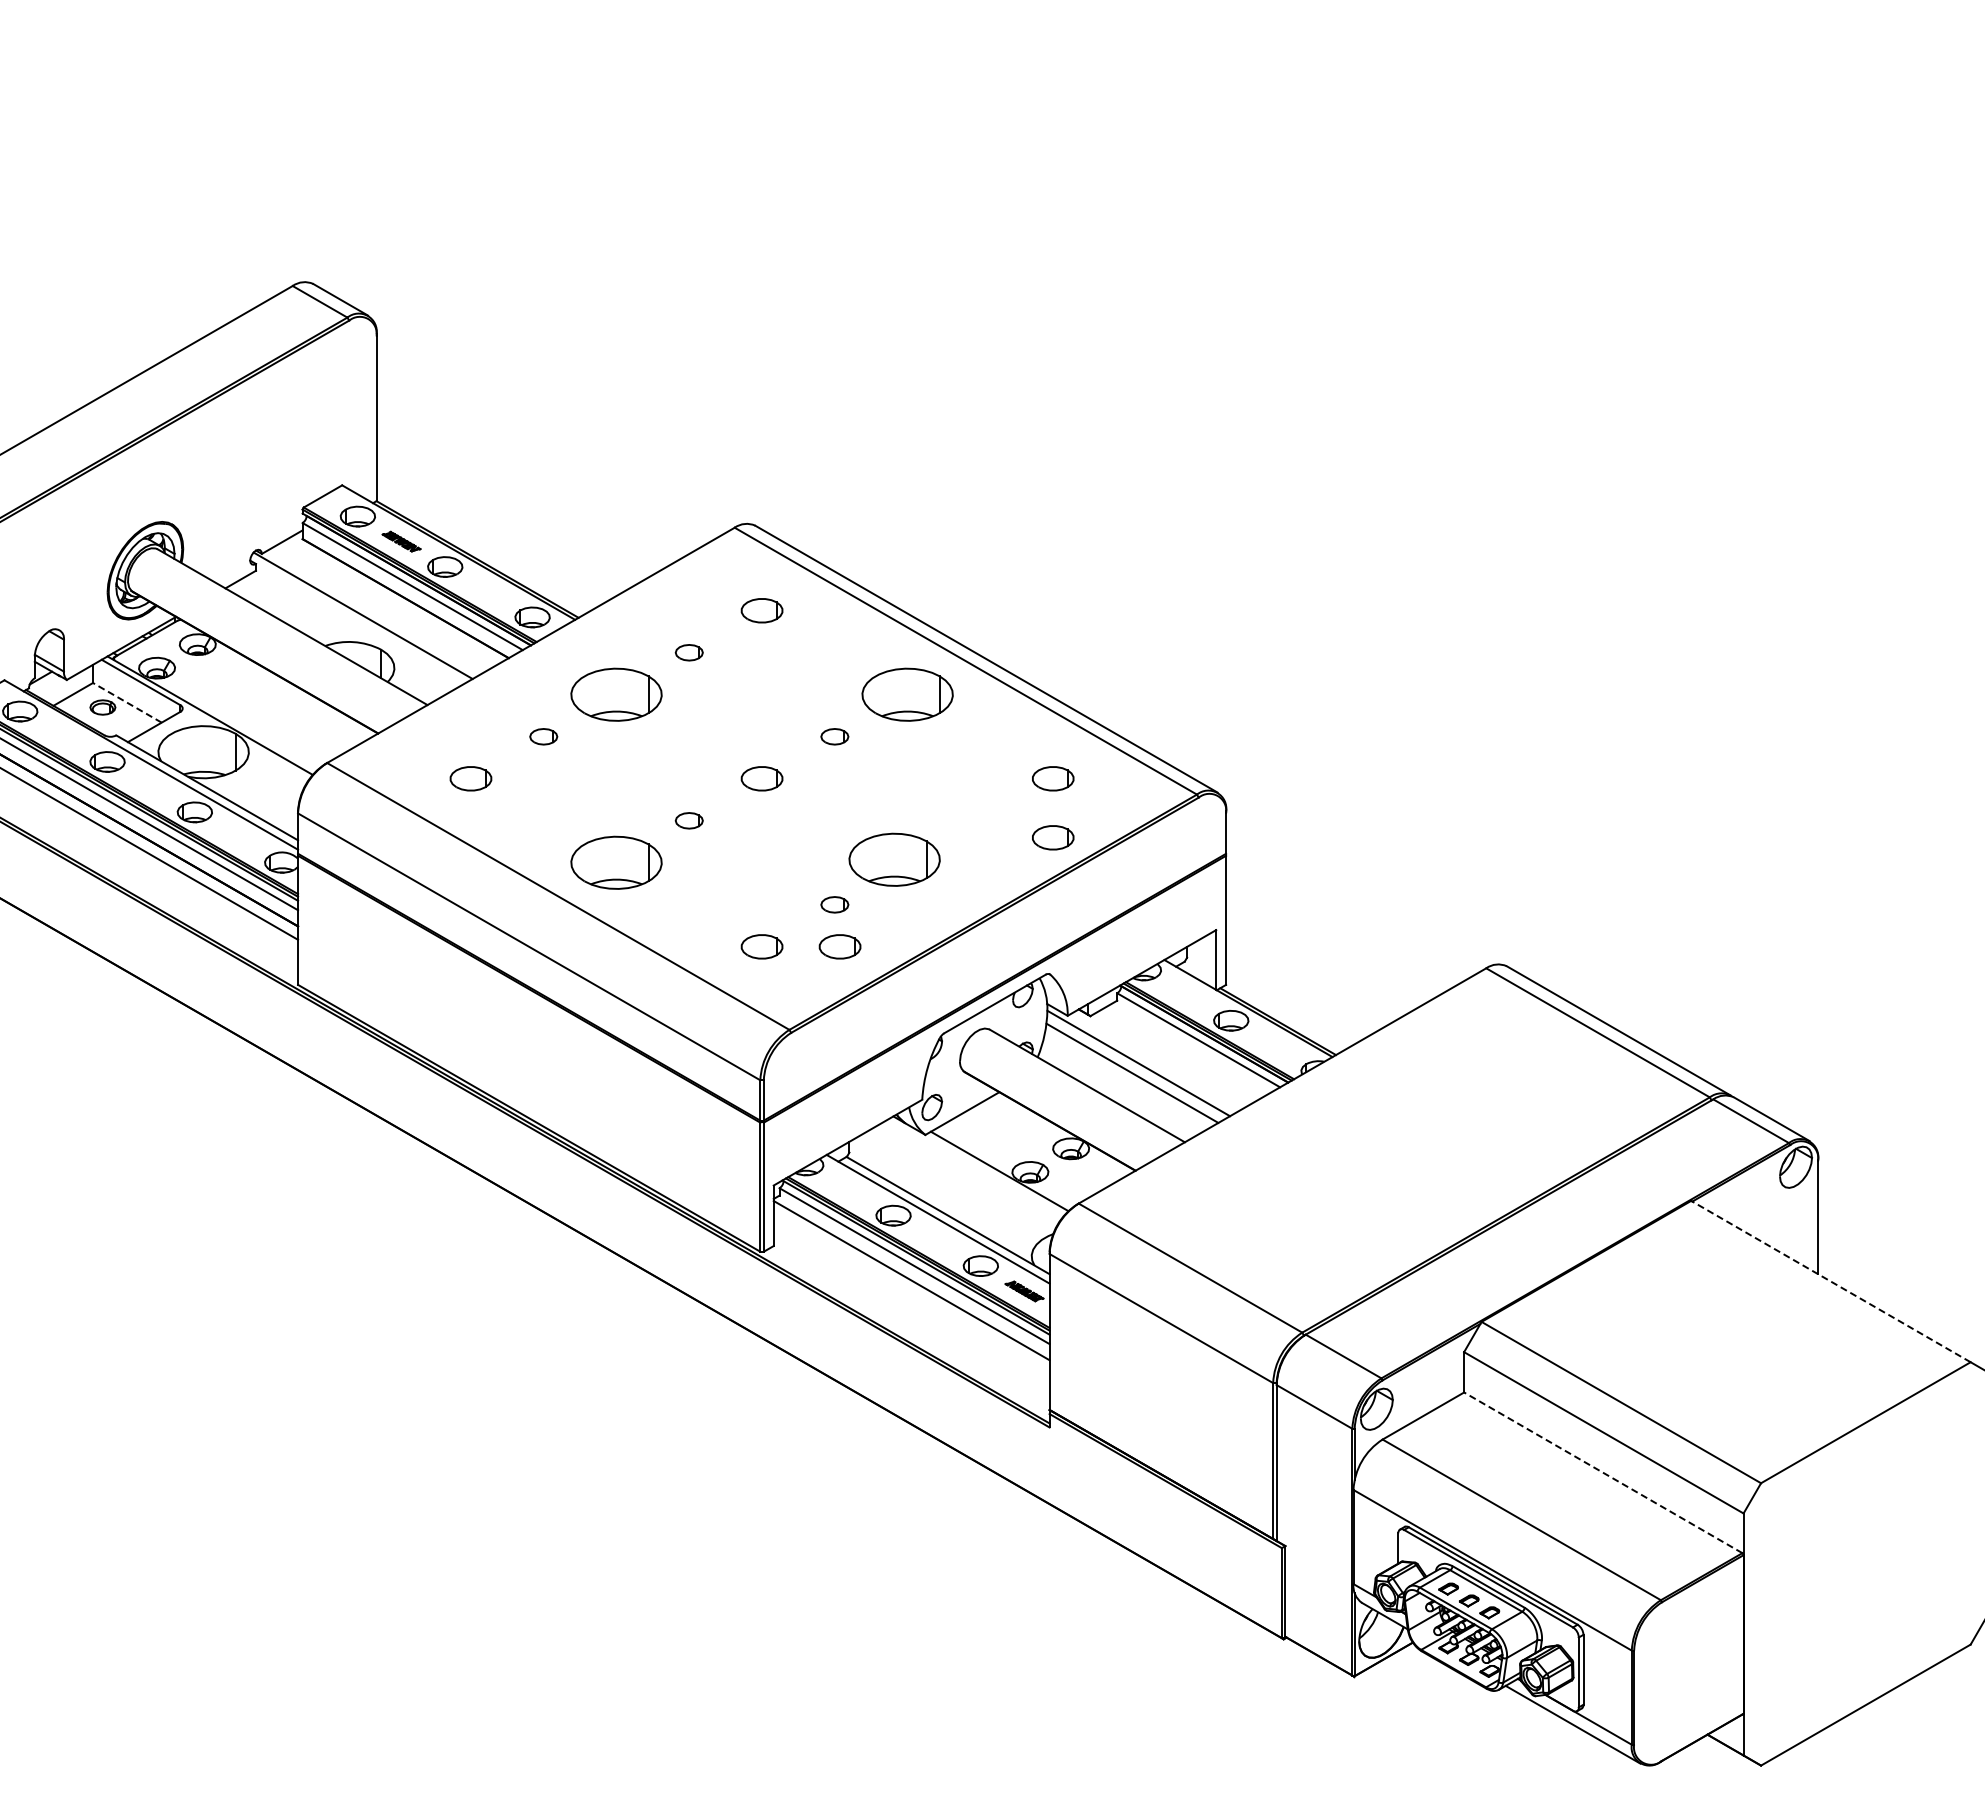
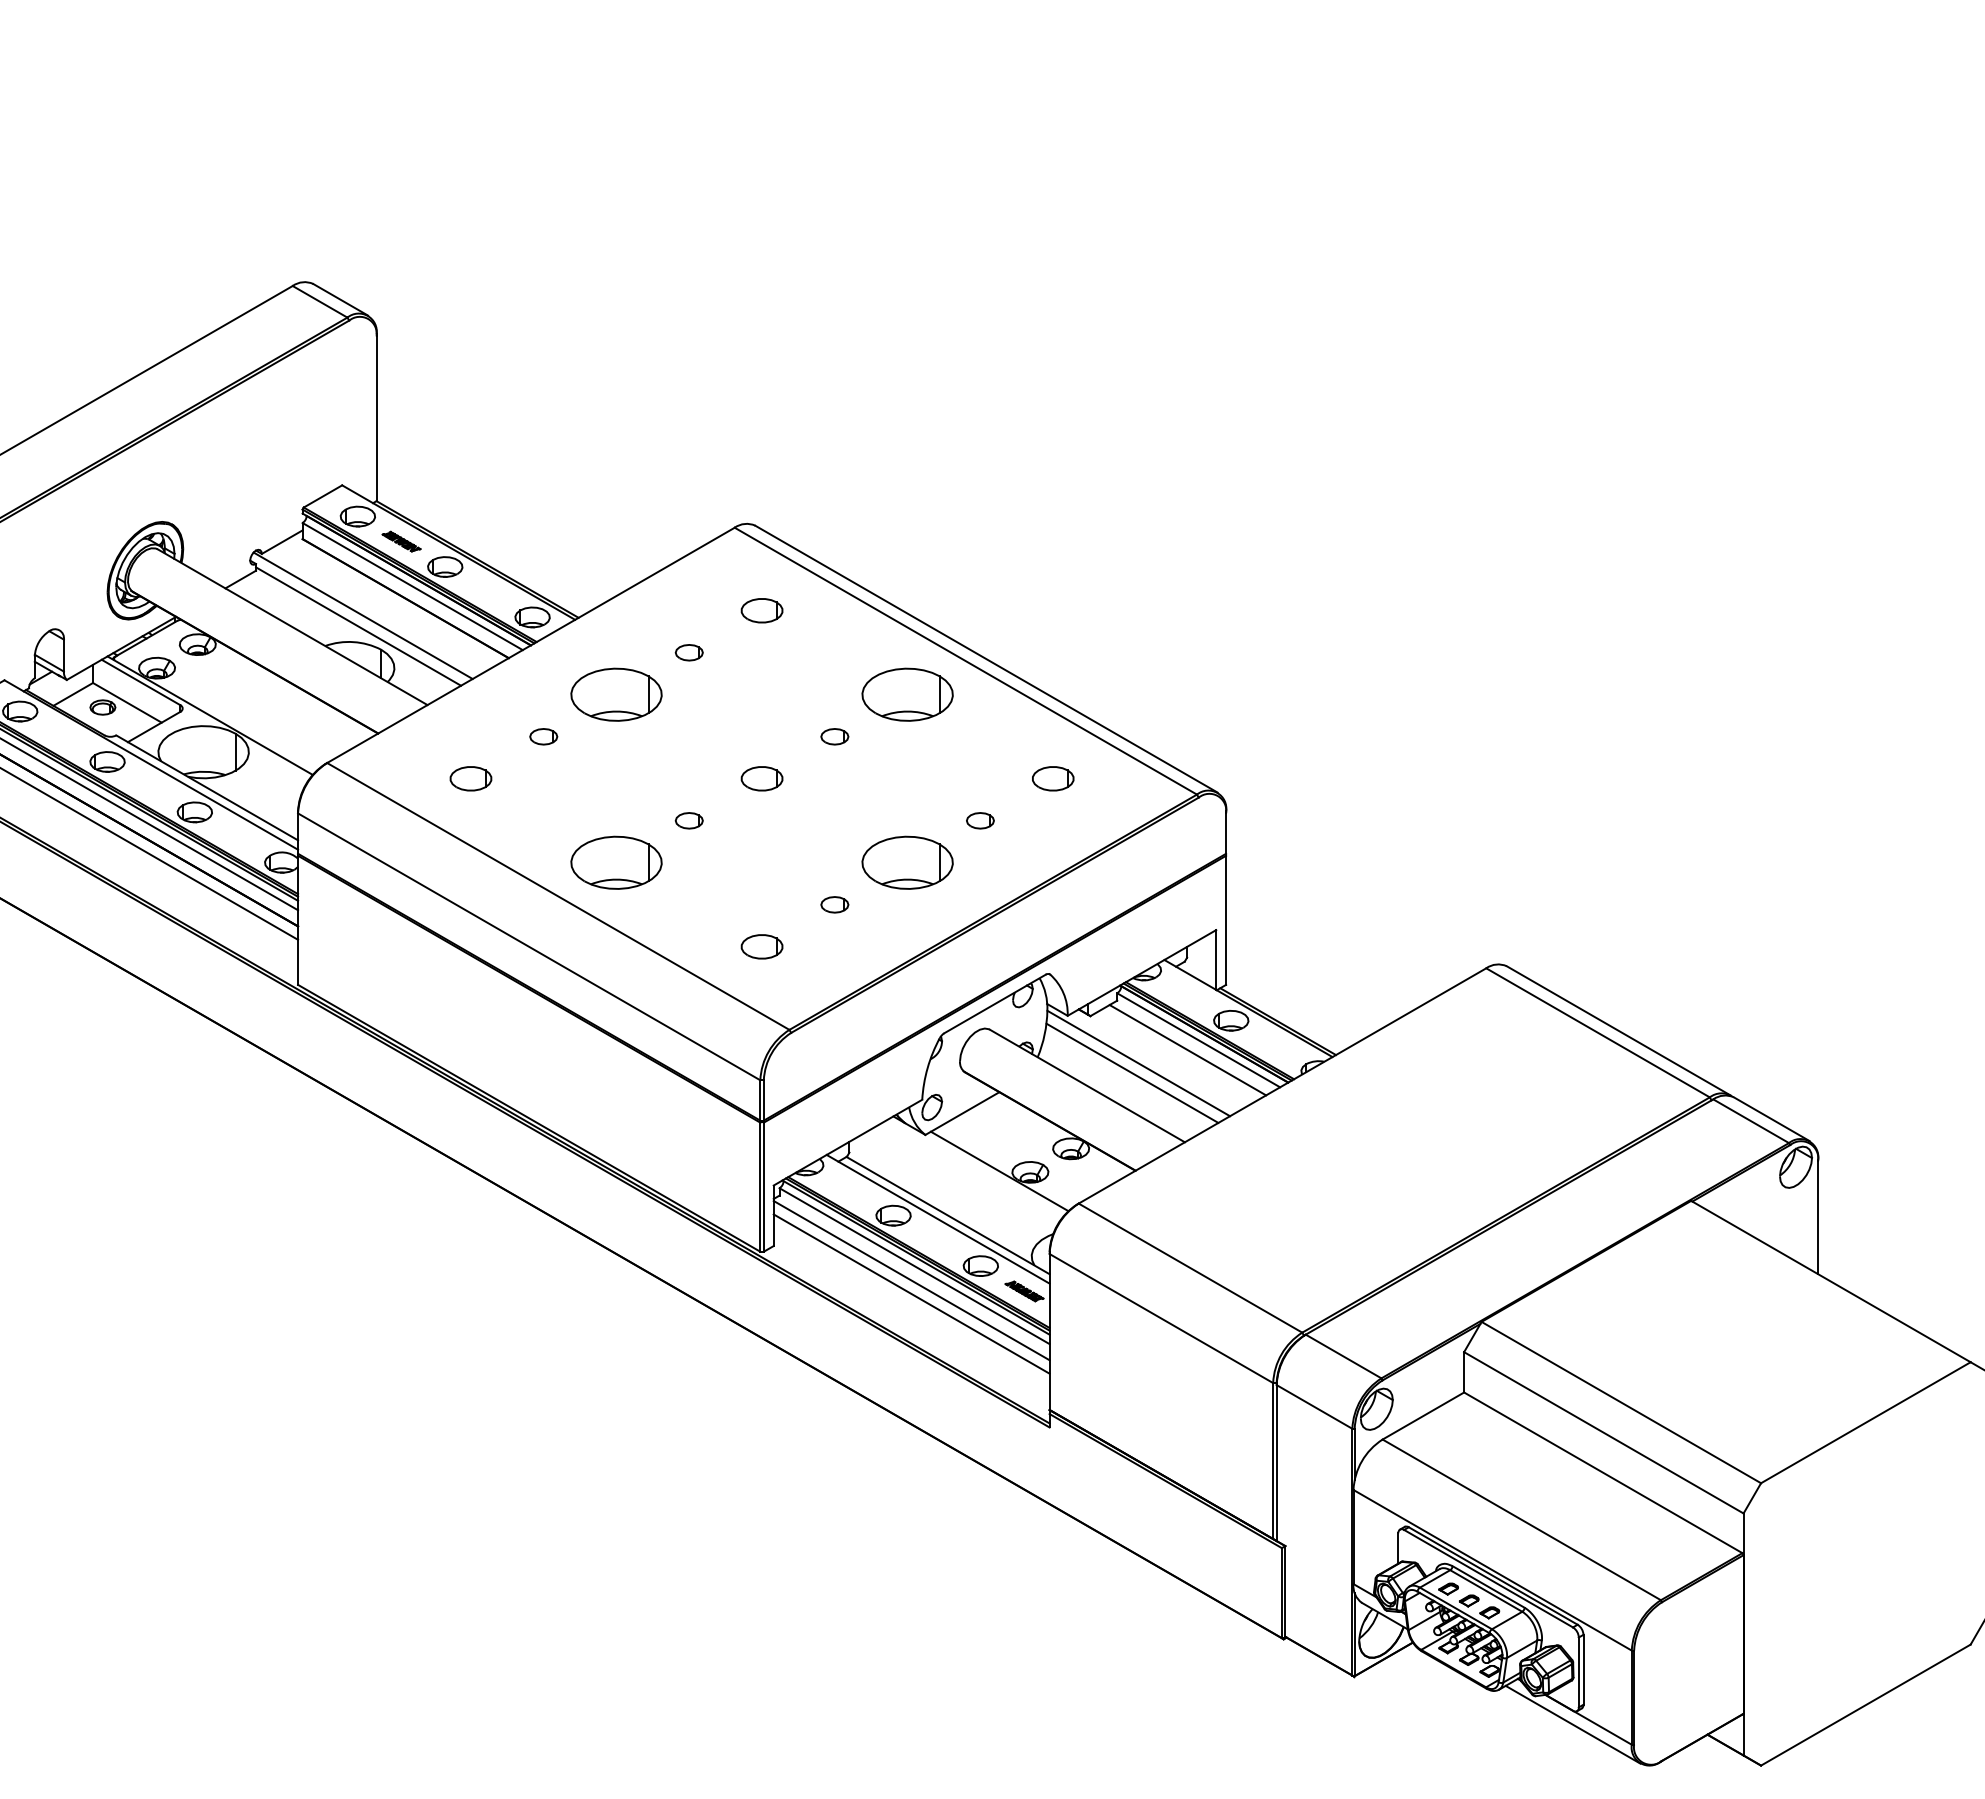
line: none -> present (358, 626)
line: dashed -> solid (127, 702)
part: none -> present (980, 820)
part: present -> none (1053, 837)
part position: (894, 859) -> (907, 862) (907, 862)
part: present -> none (839, 946)
line: none -> present (1187, 1050)
line: dashed -> solid (1830, 1281)
line: none -> present (911, 1293)
line: dashed -> solid (1603, 1472)
